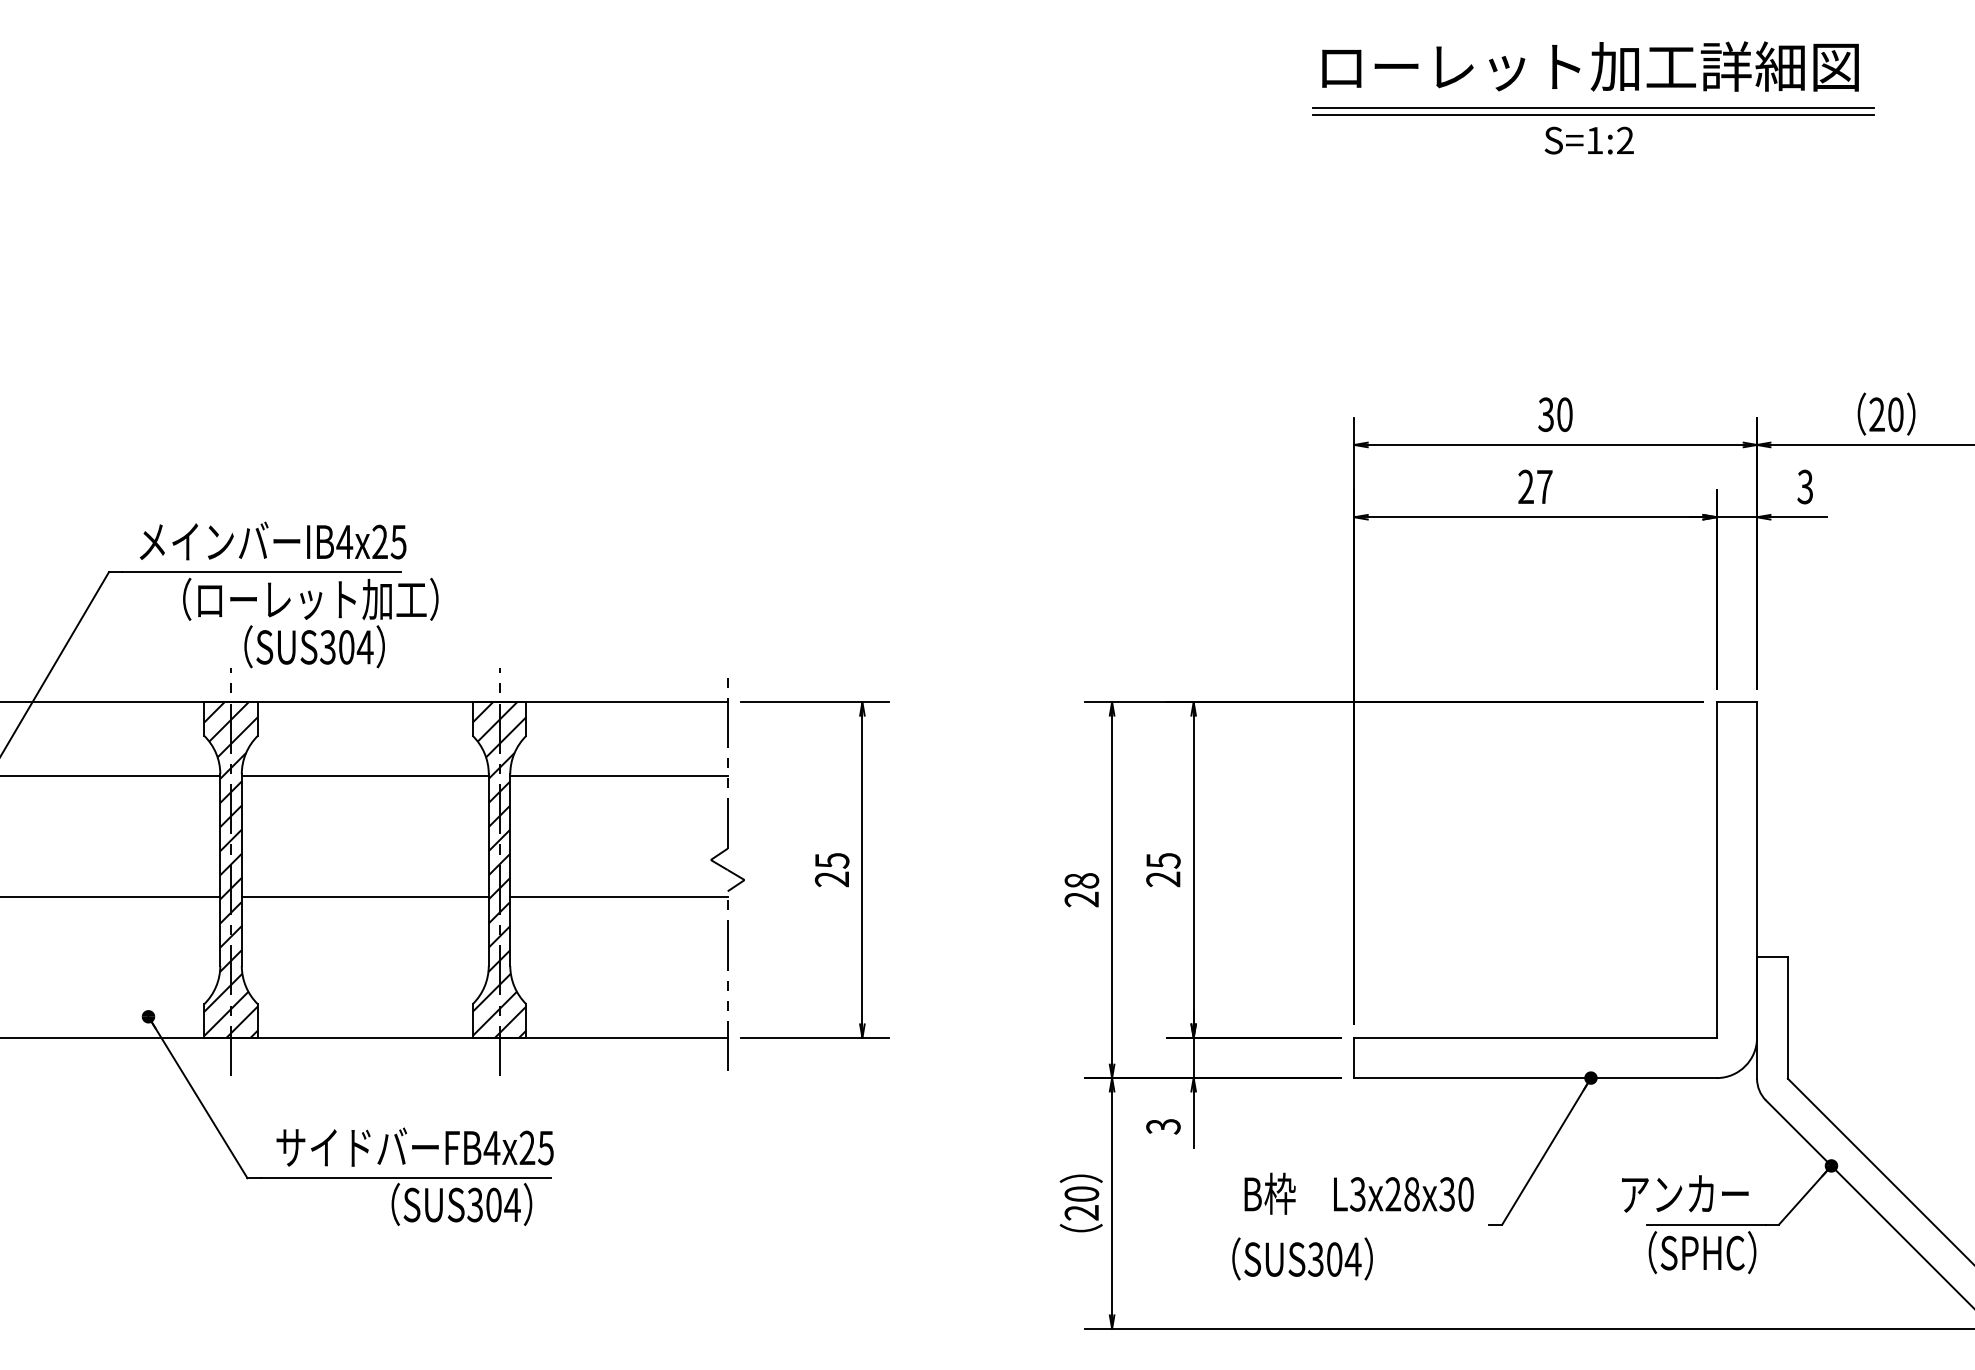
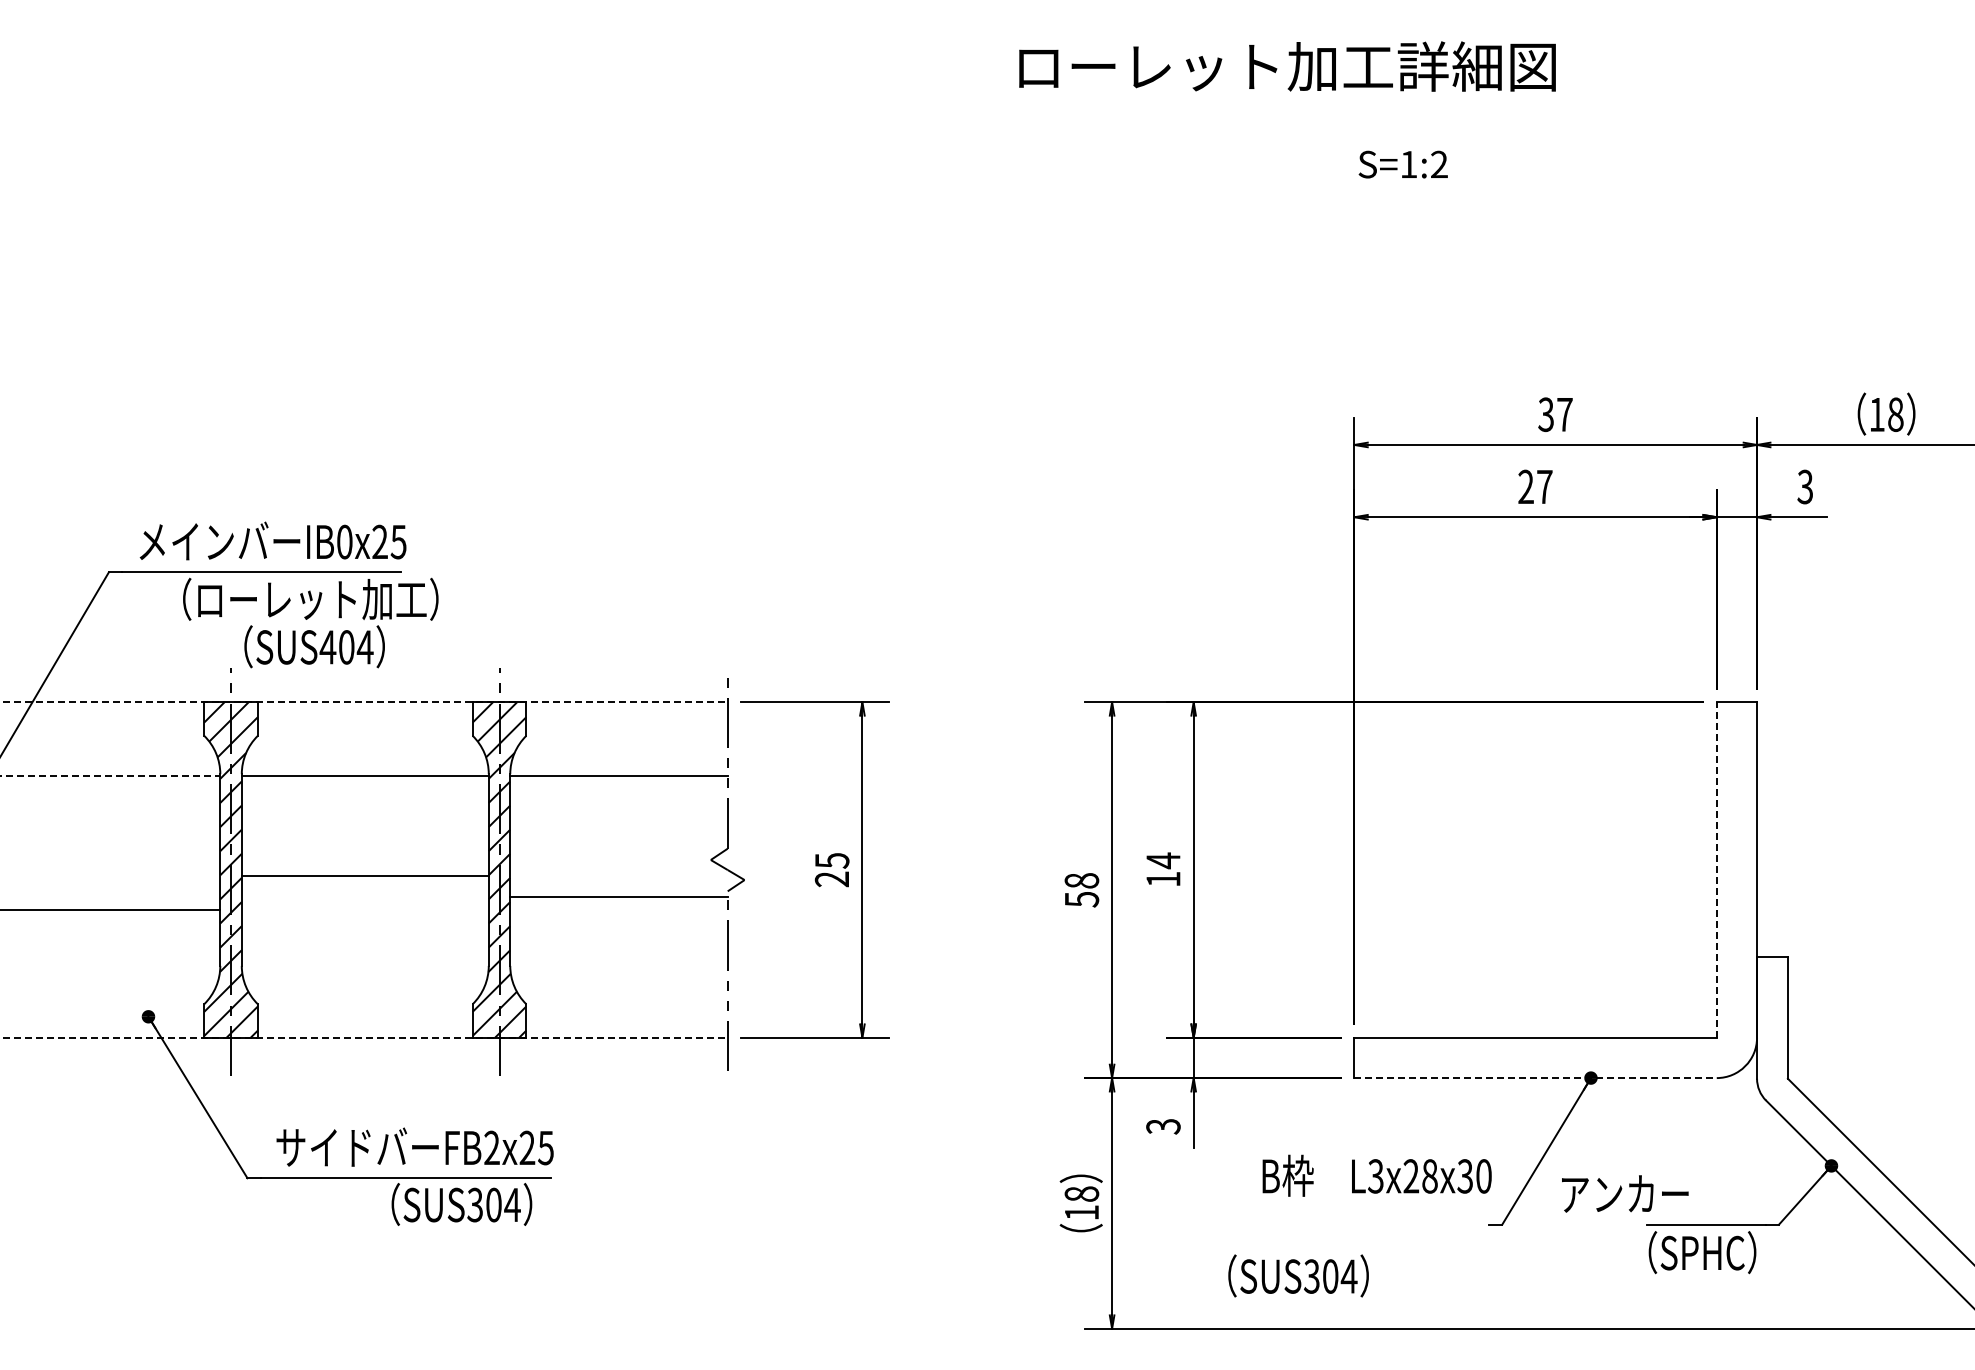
text position: (1590, 66) -> (1287, 66) (1287, 66)
line: present -> none (1593, 108)
line: present -> none (1593, 115)
text position: (1588, 140) -> (1402, 164) (1402, 164)
text: 30 -> 37 (1564, 414)
text: 20 -> 18 (1886, 414)
text: IB4x25 -> IB0x25 (344, 541)
text: SUS304 -> SUS404 (327, 647)
line: solid -> dashed (363, 702)
line: solid -> dashed (110, 776)
text: 25 -> 14 (1163, 869)
line: solid -> dashed (1716, 870)
line position: (111, 896) -> (111, 909) (111, 909)
line position: (364, 896) -> (364, 875) (364, 875)
text: 28 -> 58 (1081, 899)
line: solid -> dashed (363, 1037)
line: solid -> dashed (1536, 1078)
text: FB4x25 -> FB2x25 (491, 1147)
text position: (1358, 1193) -> (1376, 1175) (1376, 1175)
text position: (1685, 1193) -> (1625, 1193) (1625, 1193)
text: 20 -> 18 (1081, 1203)
text position: (1302, 1258) -> (1298, 1275) (1298, 1275)
